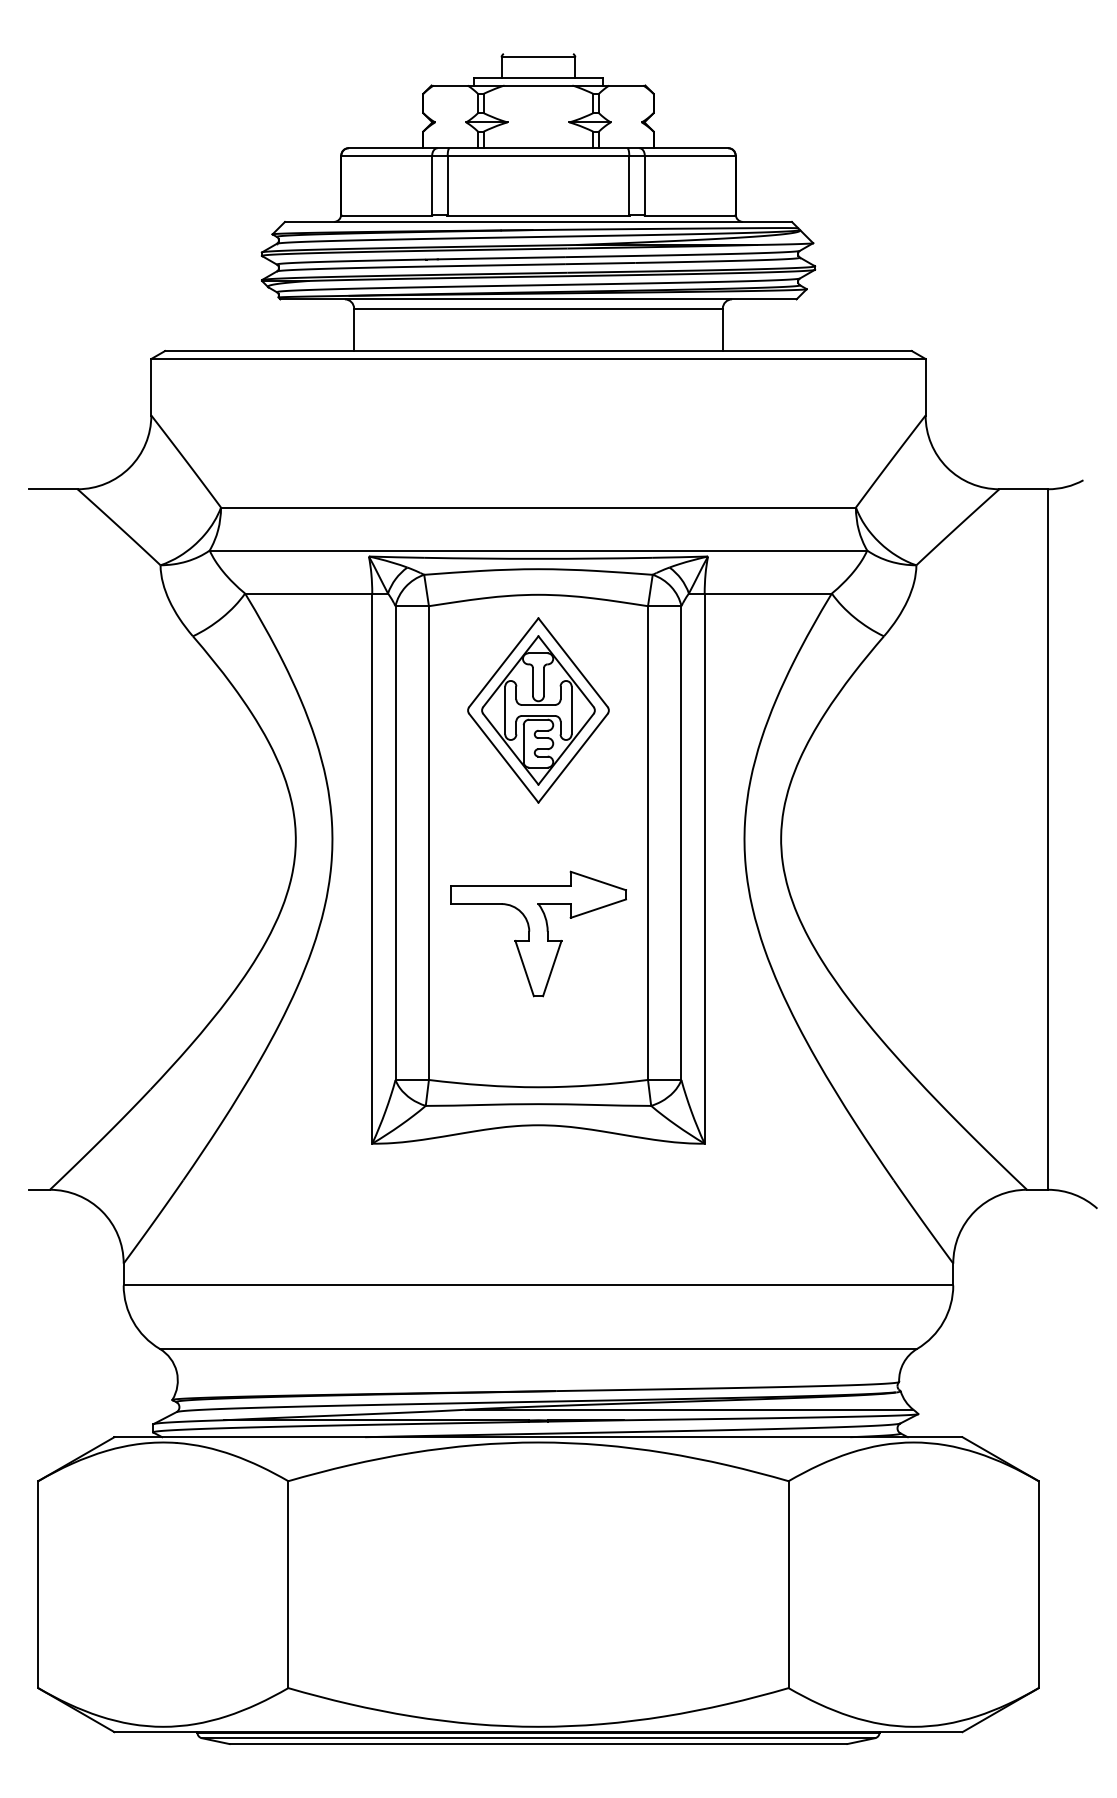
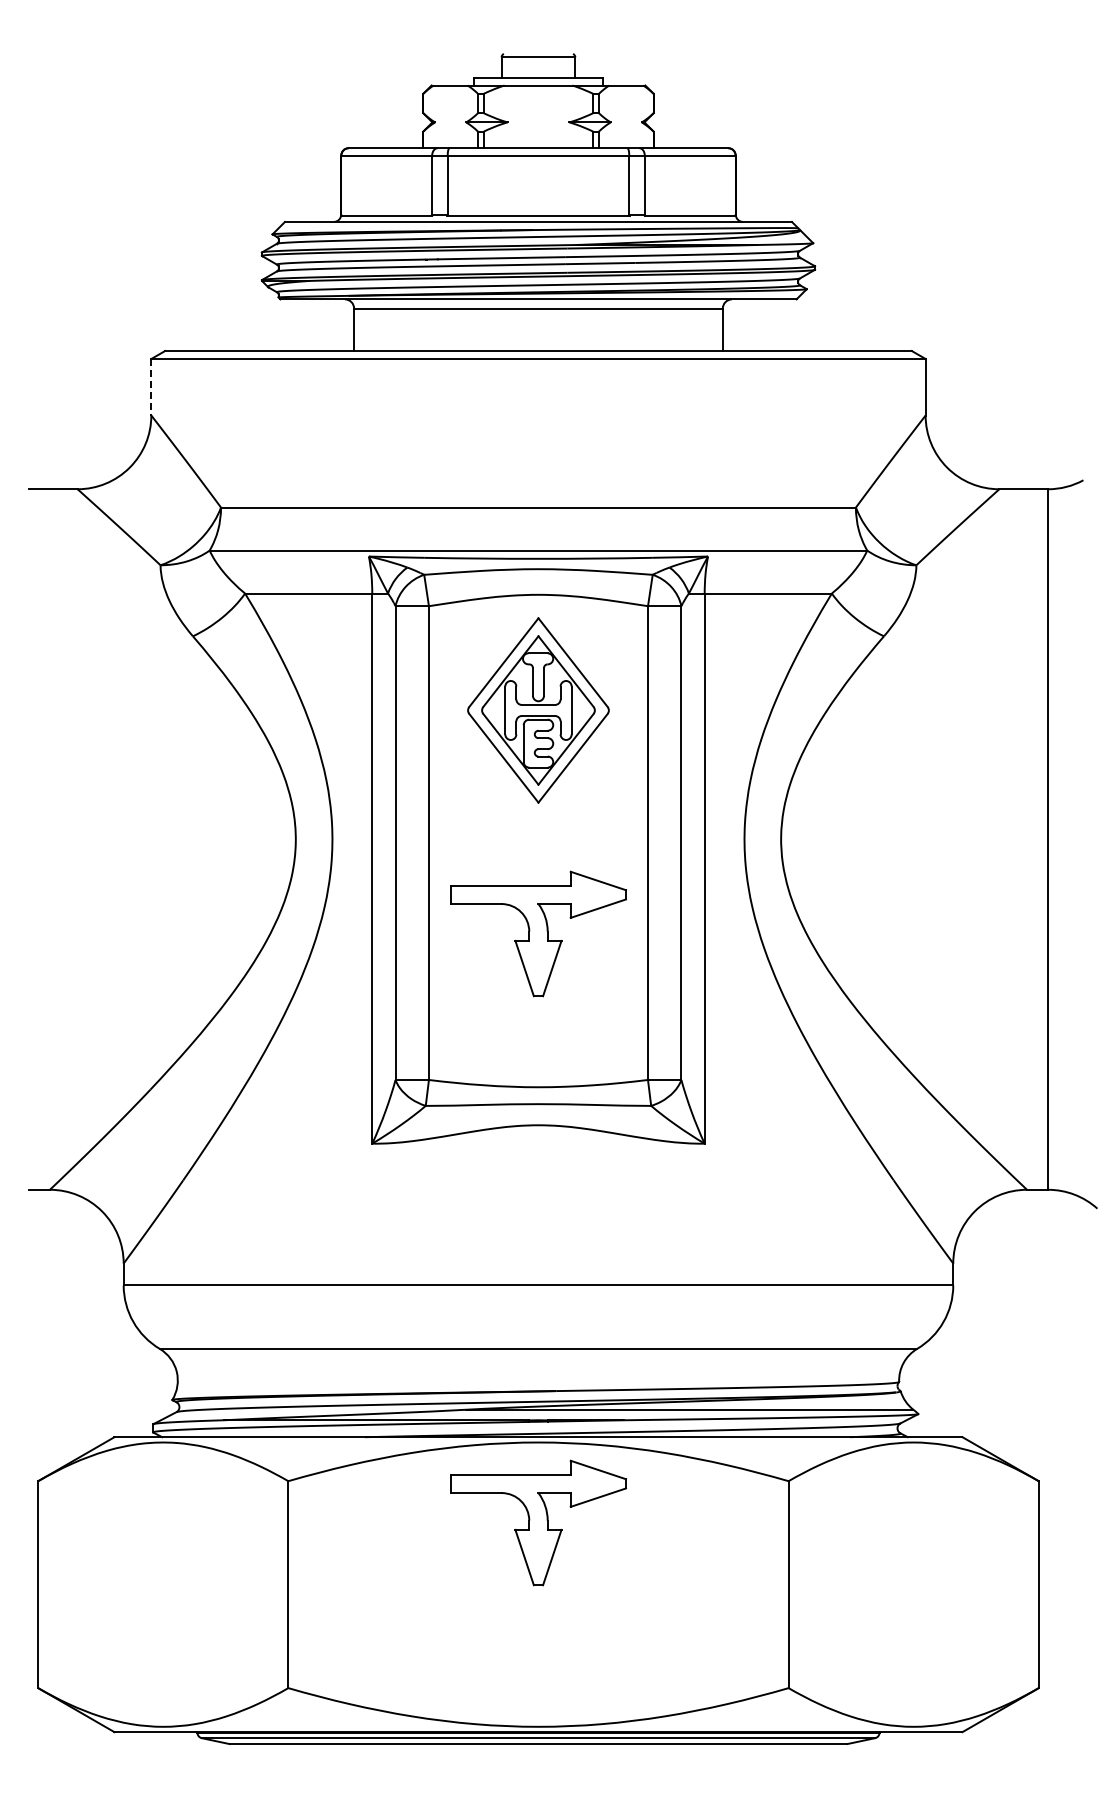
line: solid -> dashed (151, 387)
part: none -> present (538, 1522)
